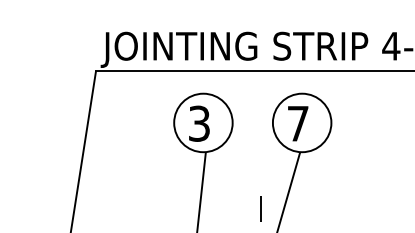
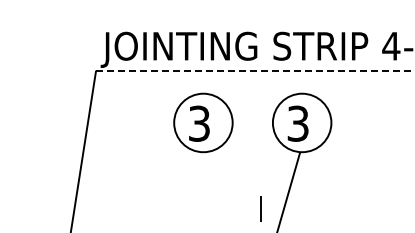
line: solid -> dashed (255, 70)
text: 7 -> 3 (297, 123)
line: present -> none (201, 190)
